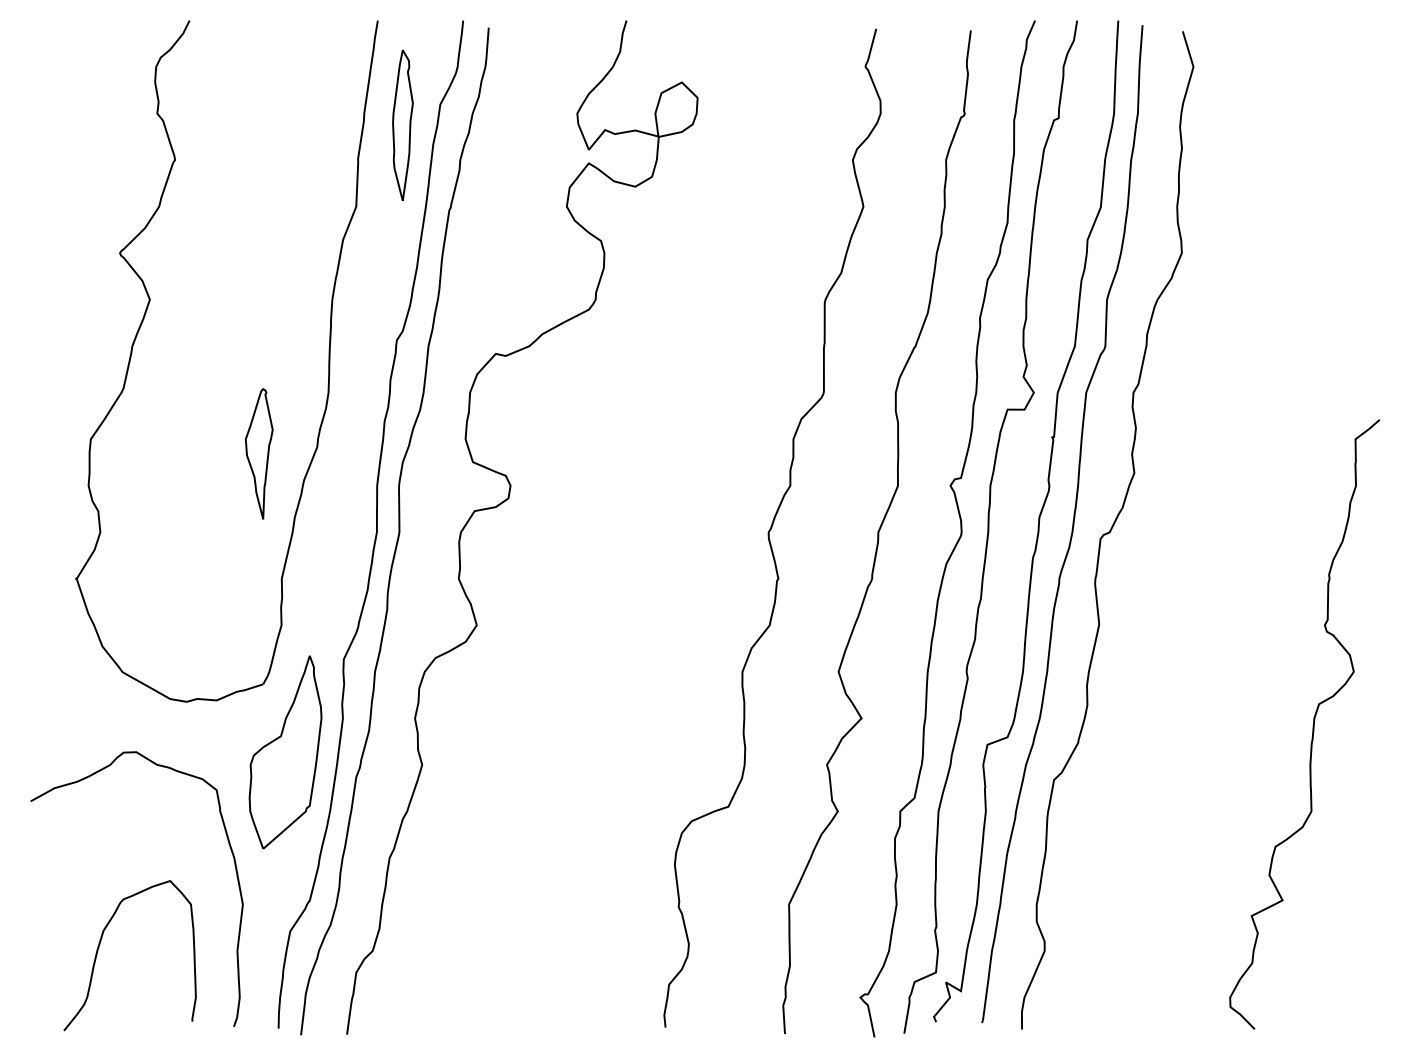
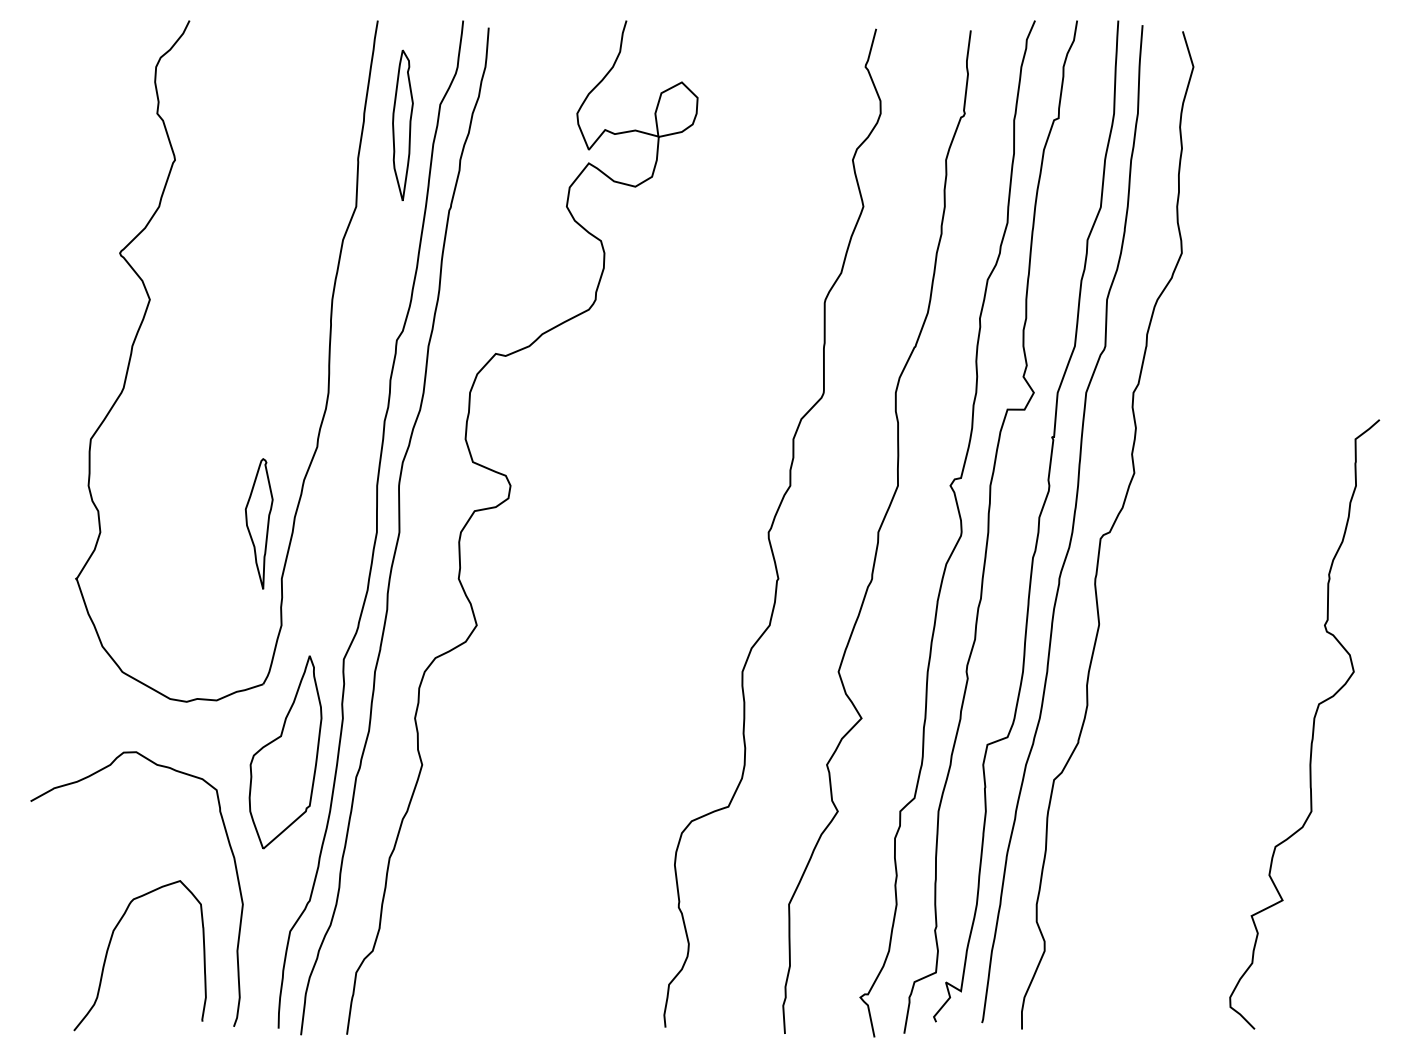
part position: (258, 453) -> (258, 523) (258, 523)
curve position: (100, 944) -> (110, 944) (110, 944)
